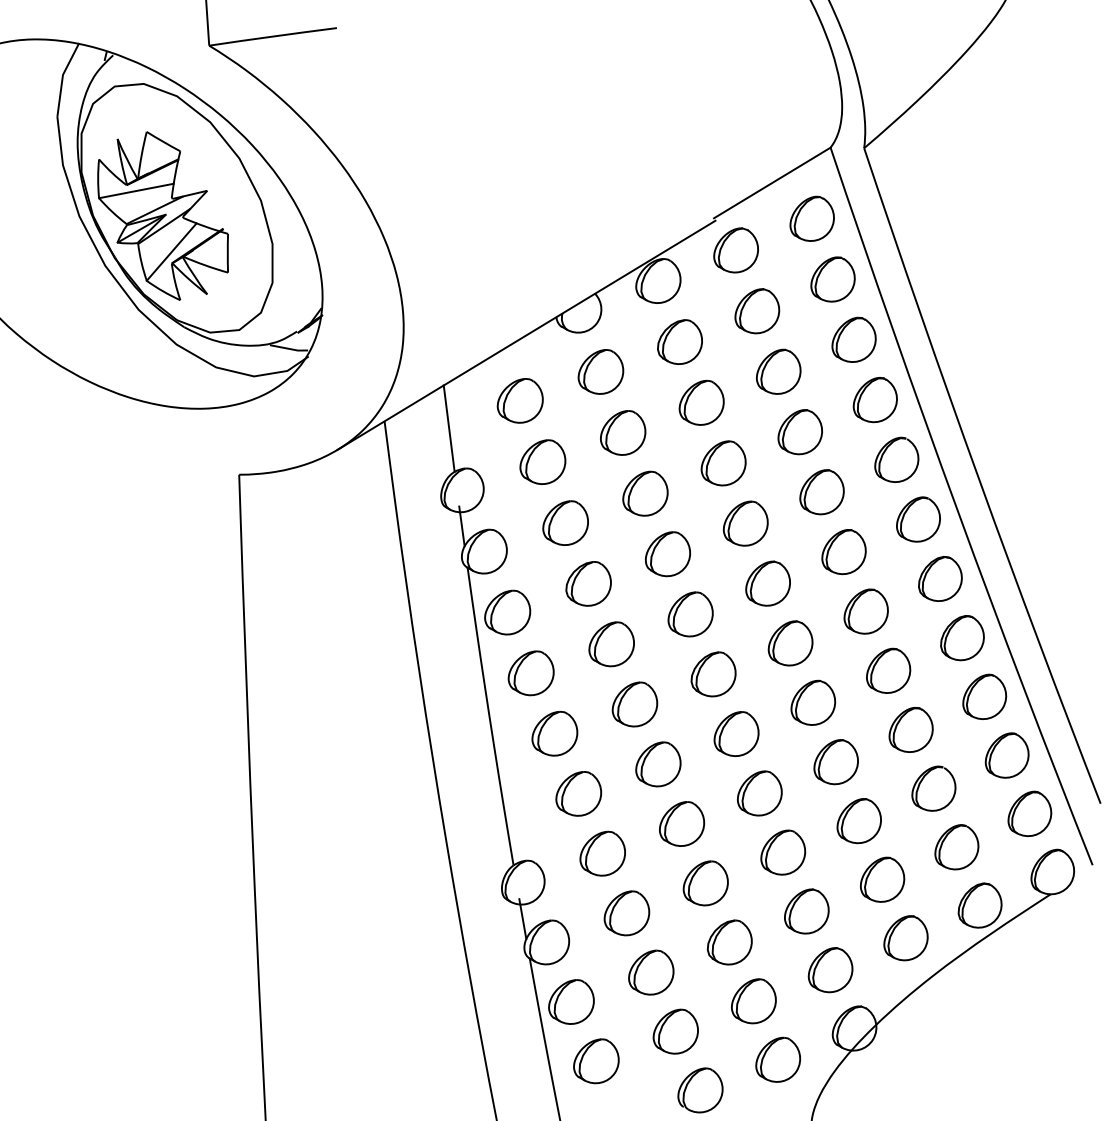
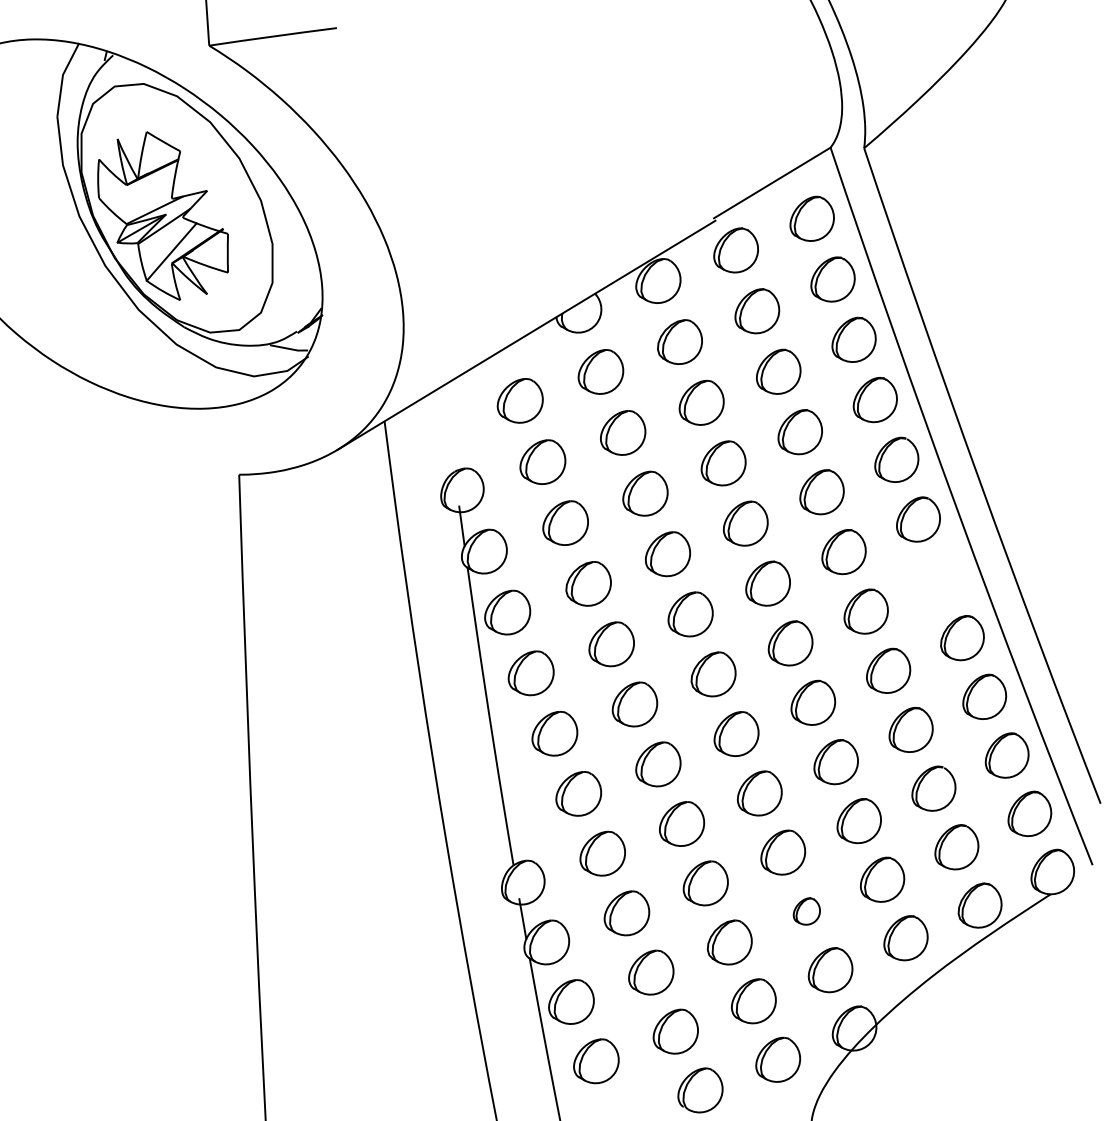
line: present -> none (136, 190)
line: present -> none (448, 428)
part: present -> none (940, 578)
part size: 46x47 px -> 29x29 px (806, 911)
